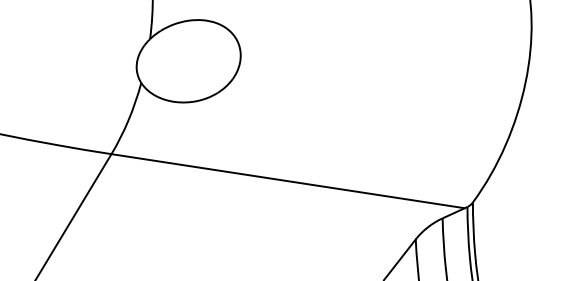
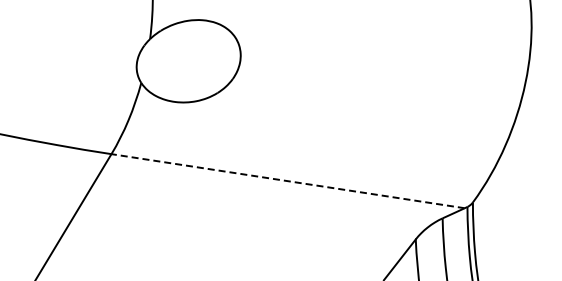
line: solid -> dashed (288, 181)
